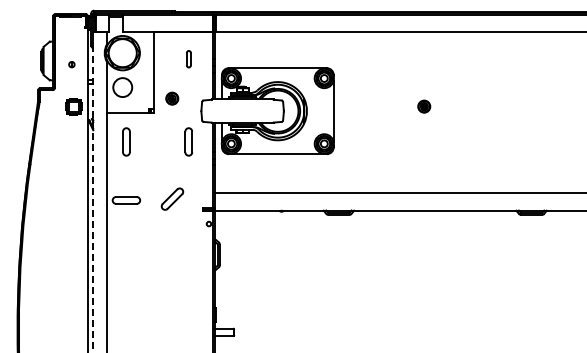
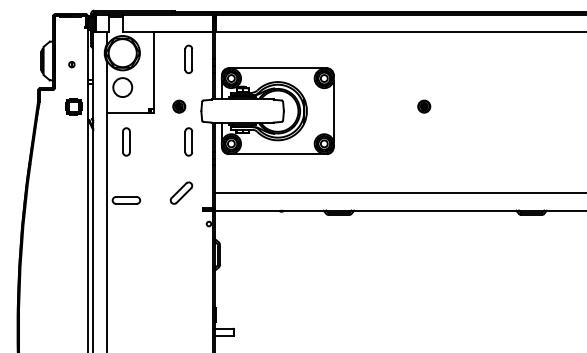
part size: 6x19 px -> 10x30 px (188, 58)
part position: (172, 98) -> (179, 106) (179, 106)
part position: (172, 198) -> (181, 192) (181, 192)
line: dashed -> solid (93, 199)
